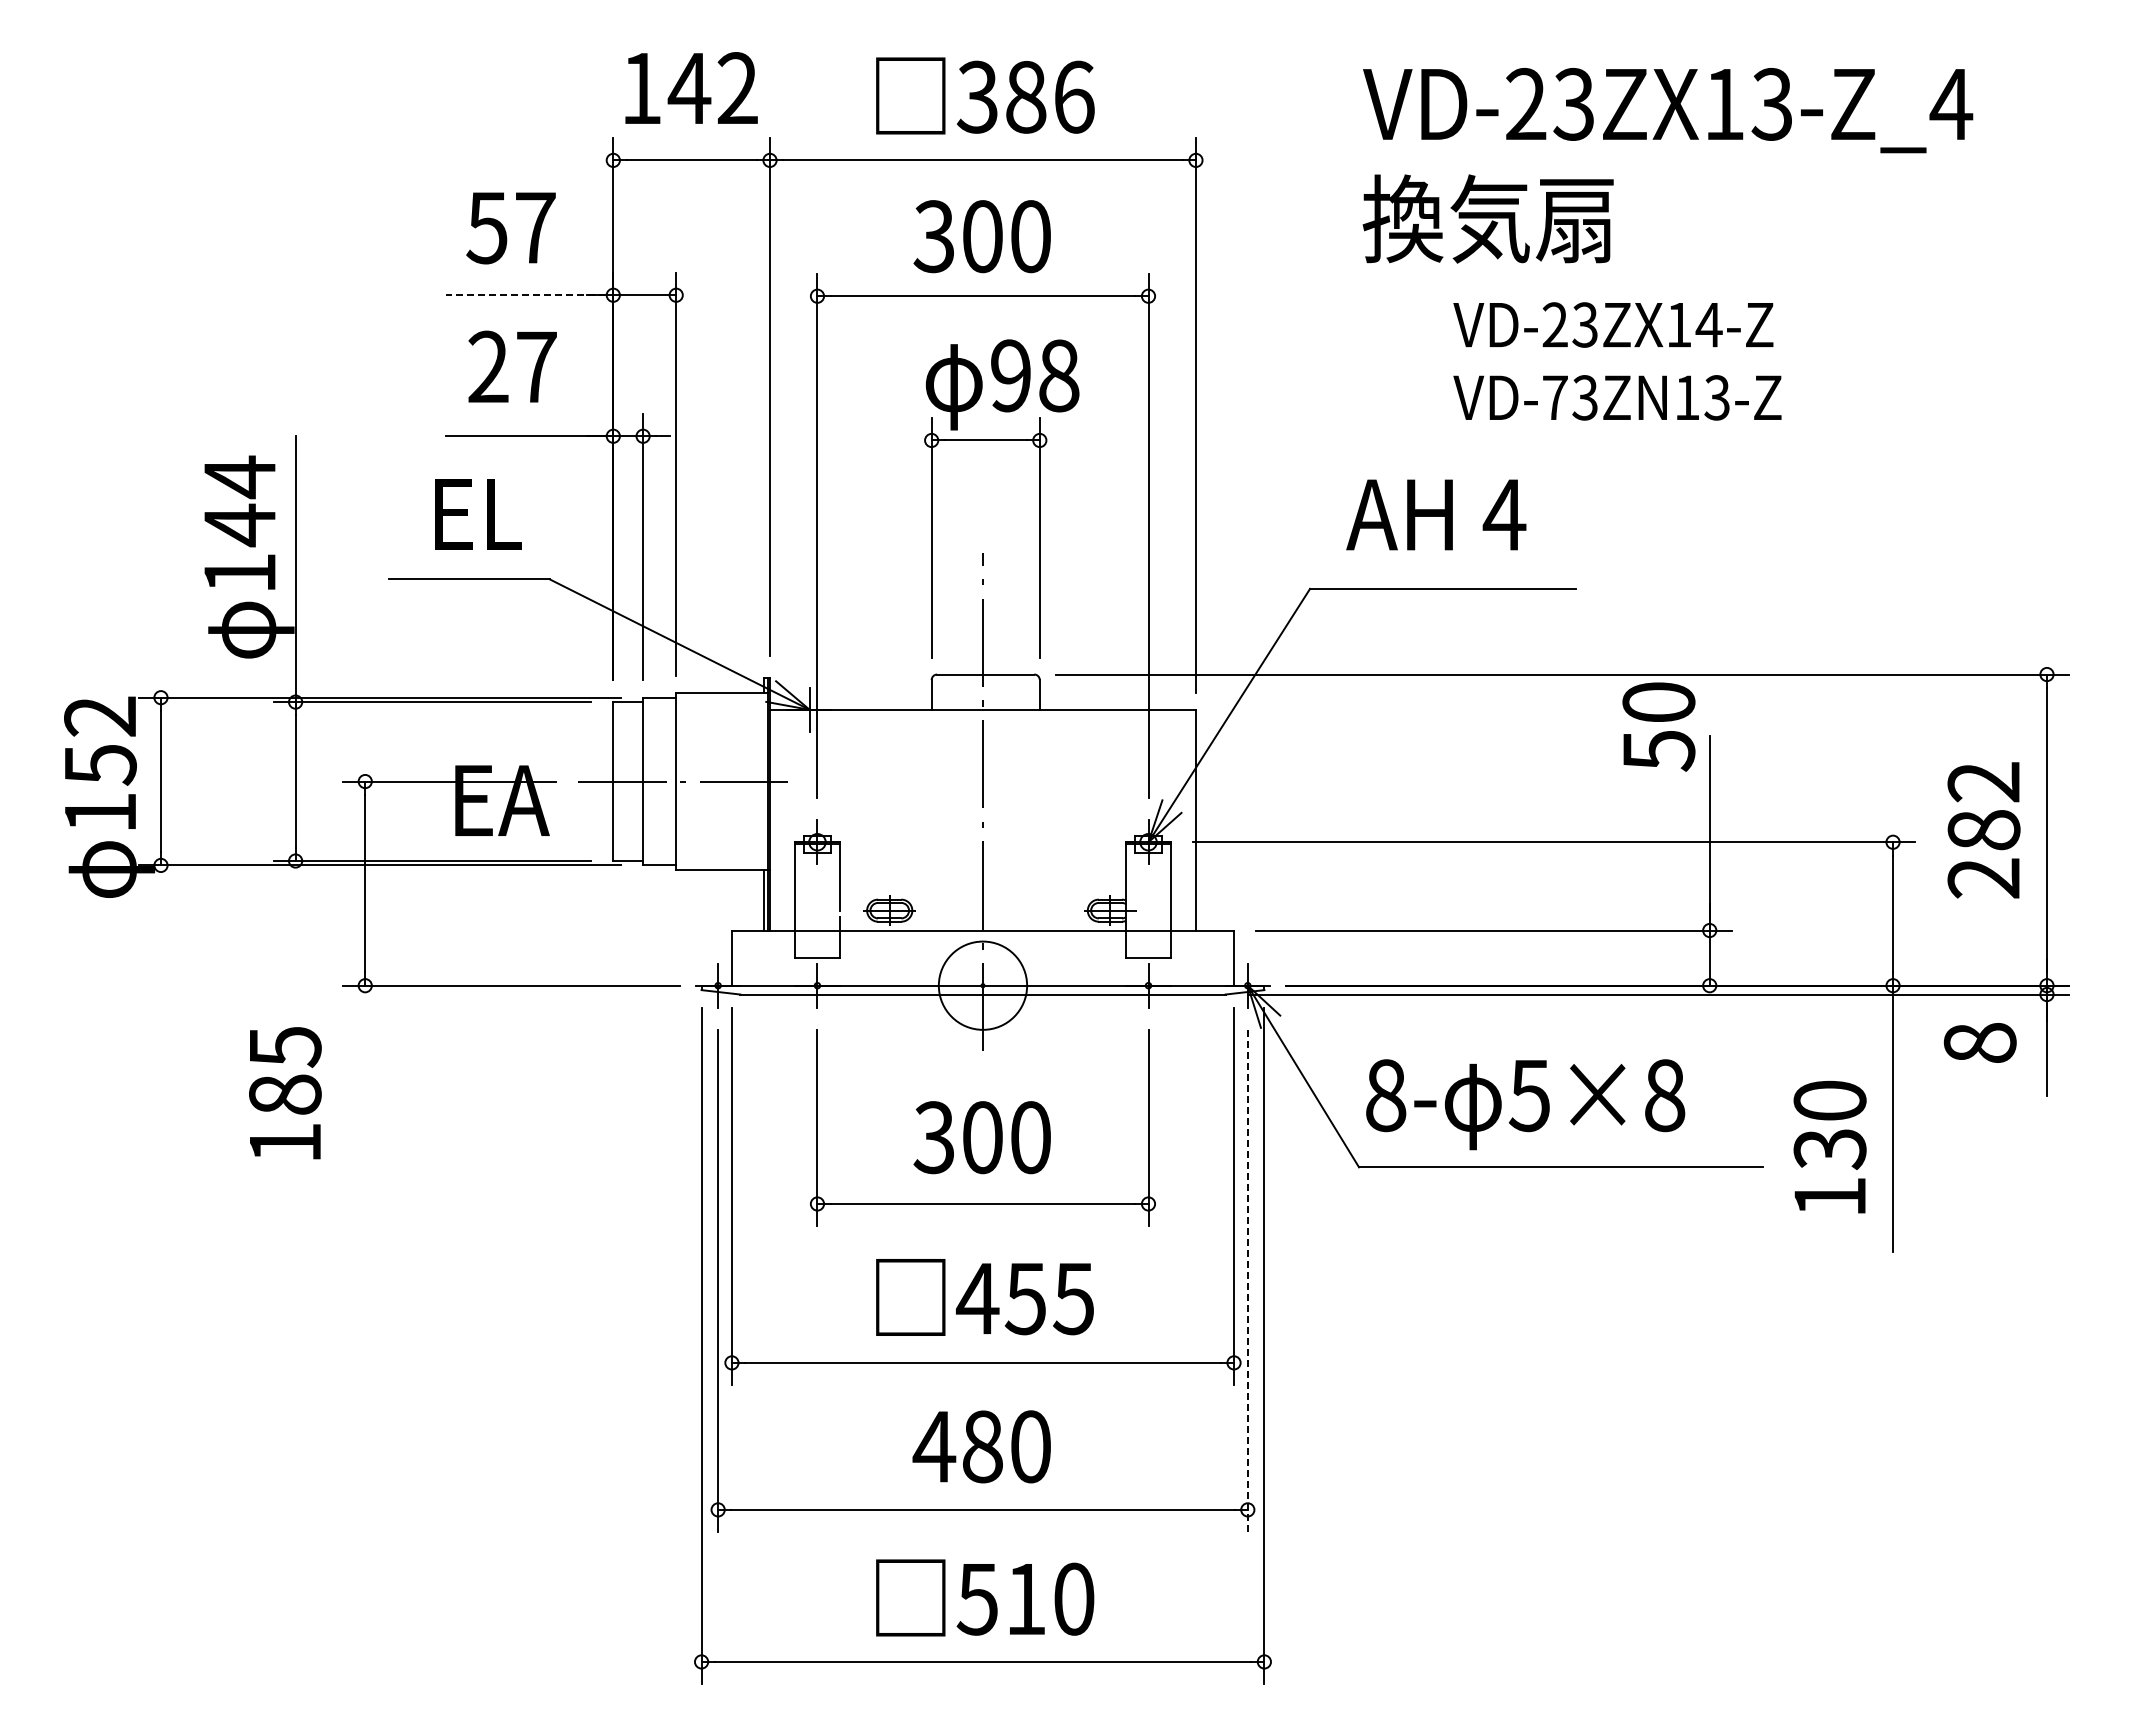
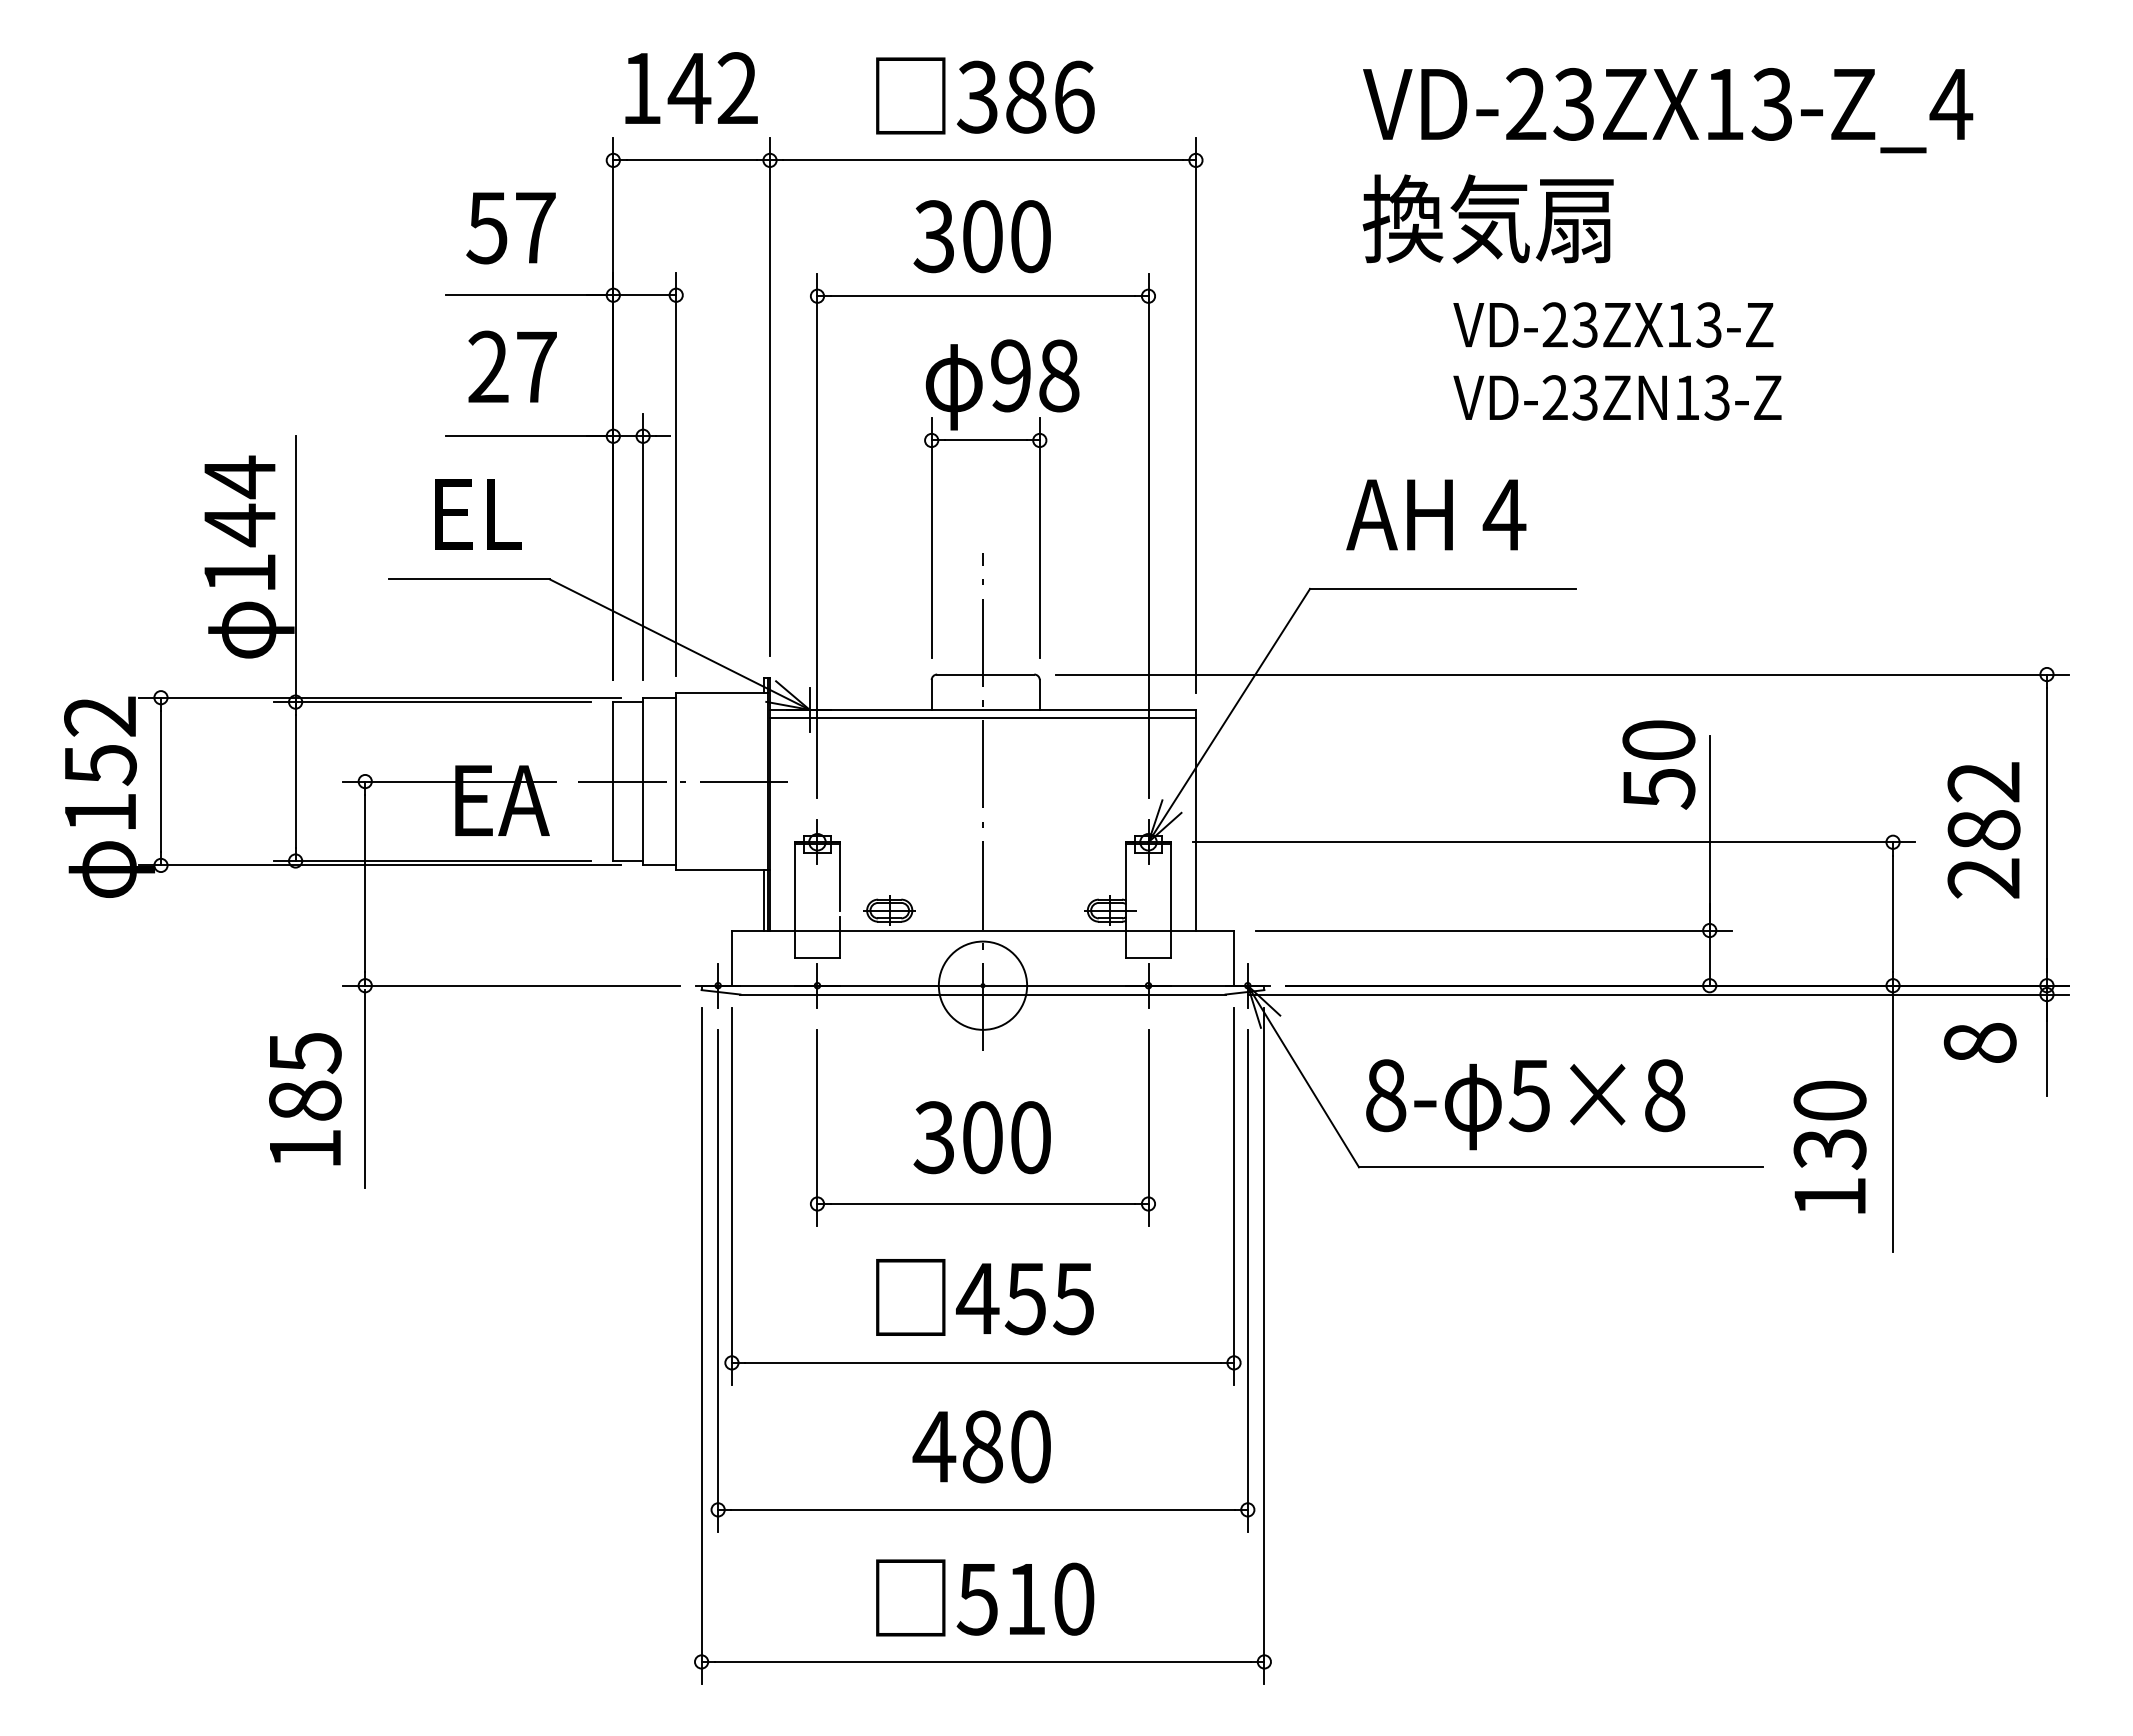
line: dashed -> solid (526, 295)
text: VD-23ZX14-Z -> VD-23ZX13-Z (1708, 324)
text: VD-73ZN13-Z -> VD-23ZN13-Z (1554, 397)
line: none -> present (982, 717)
text position: (1658, 726) -> (1658, 764) (1658, 764)
line: none -> present (365, 1088)
text position: (285, 1093) -> (305, 1099) (305, 1099)
line: dashed -> solid (1247, 1281)
